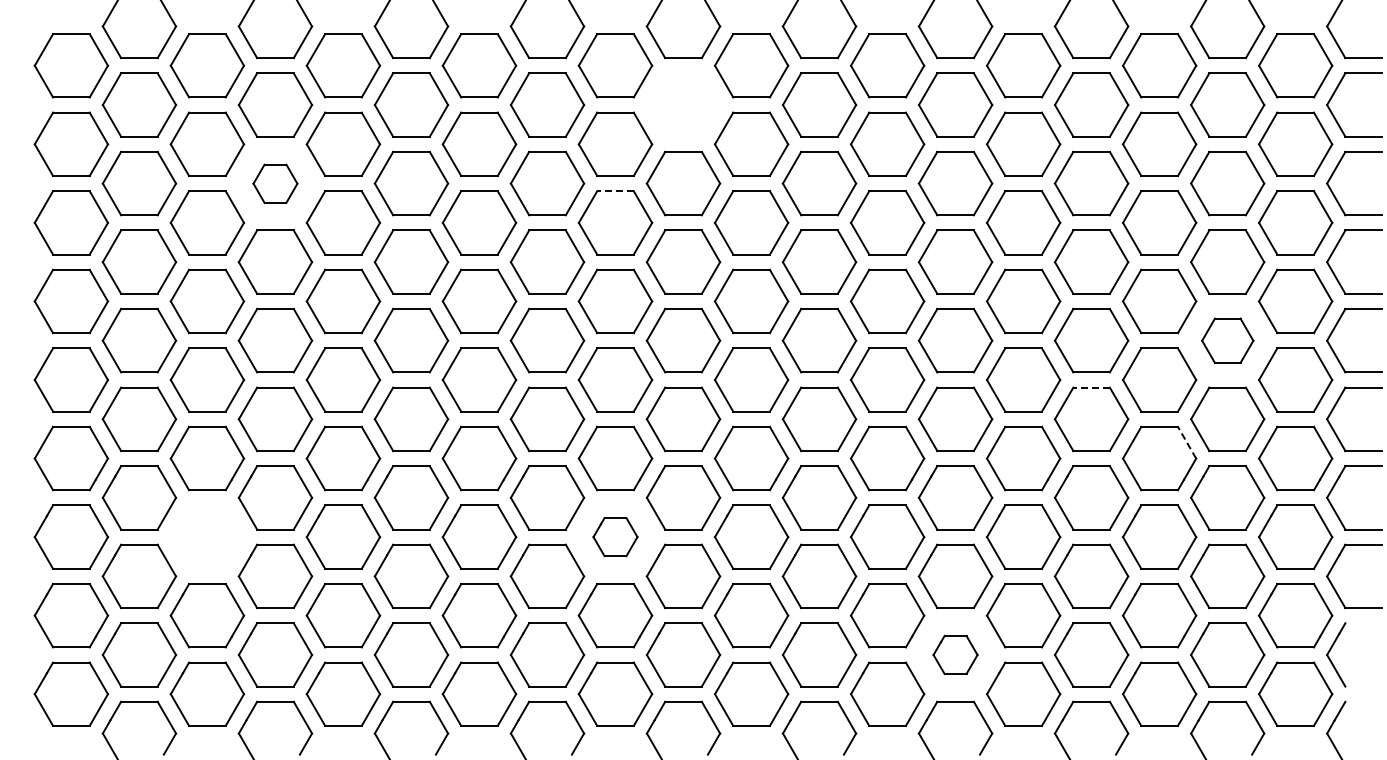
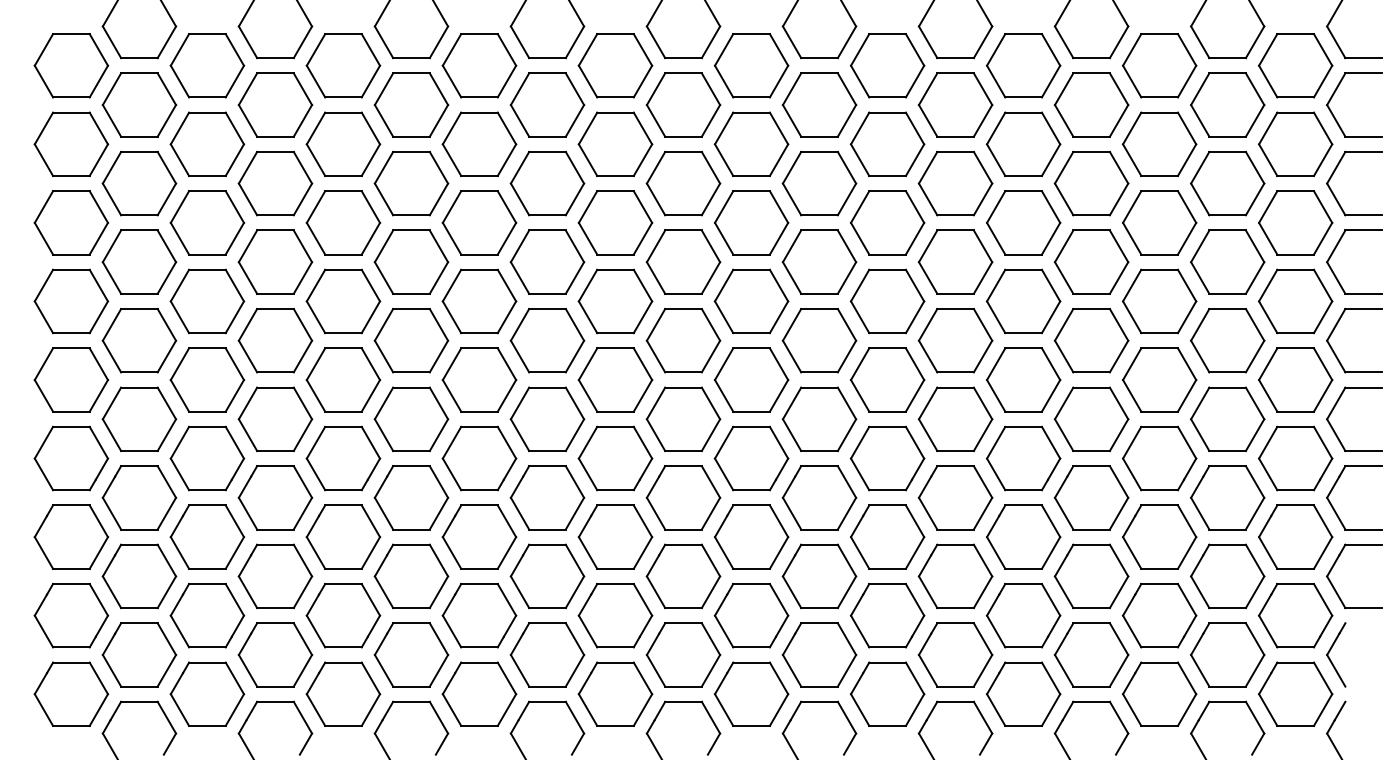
part: none -> present (683, 104)
part size: 47x41 px -> 77x66 px (275, 183)
line: dashed -> solid (615, 191)
part size: 54x47 px -> 76x66 px (1227, 340)
line: dashed -> solid (1091, 387)
line: dashed -> solid (1186, 442)
part: none -> present (207, 536)
part size: 47x41 px -> 77x66 px (615, 536)
part size: 47x41 px -> 77x66 px (955, 654)
